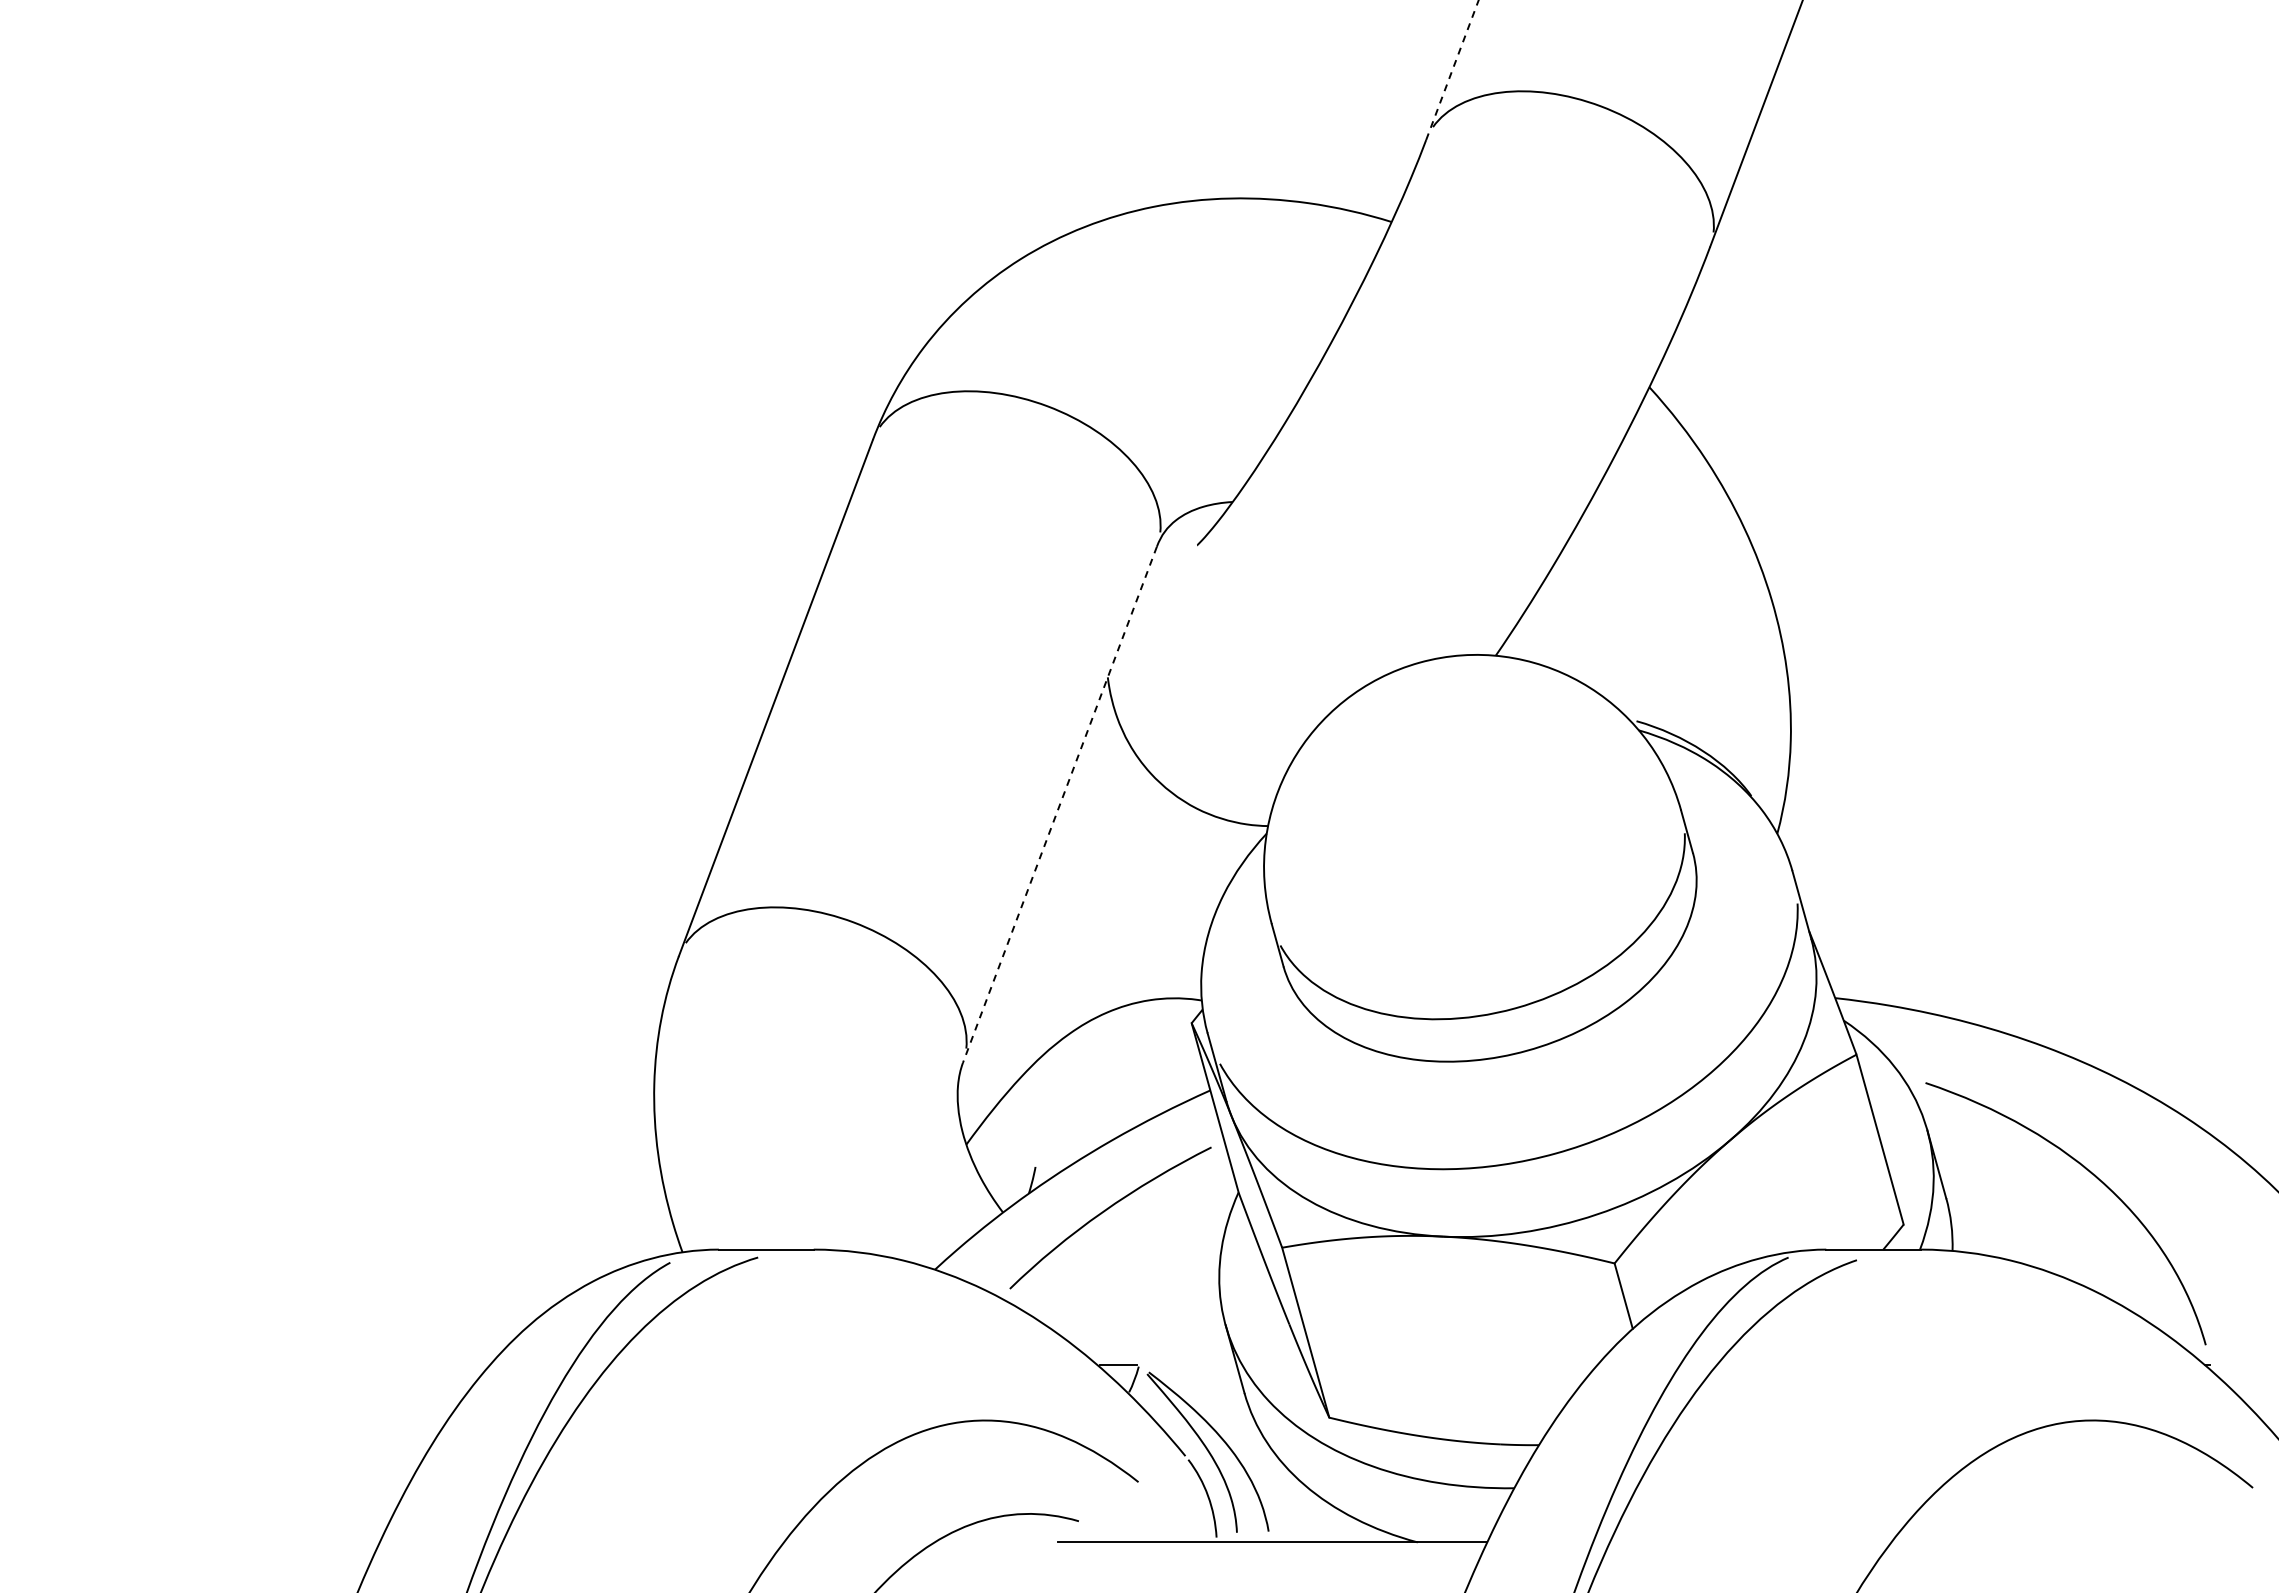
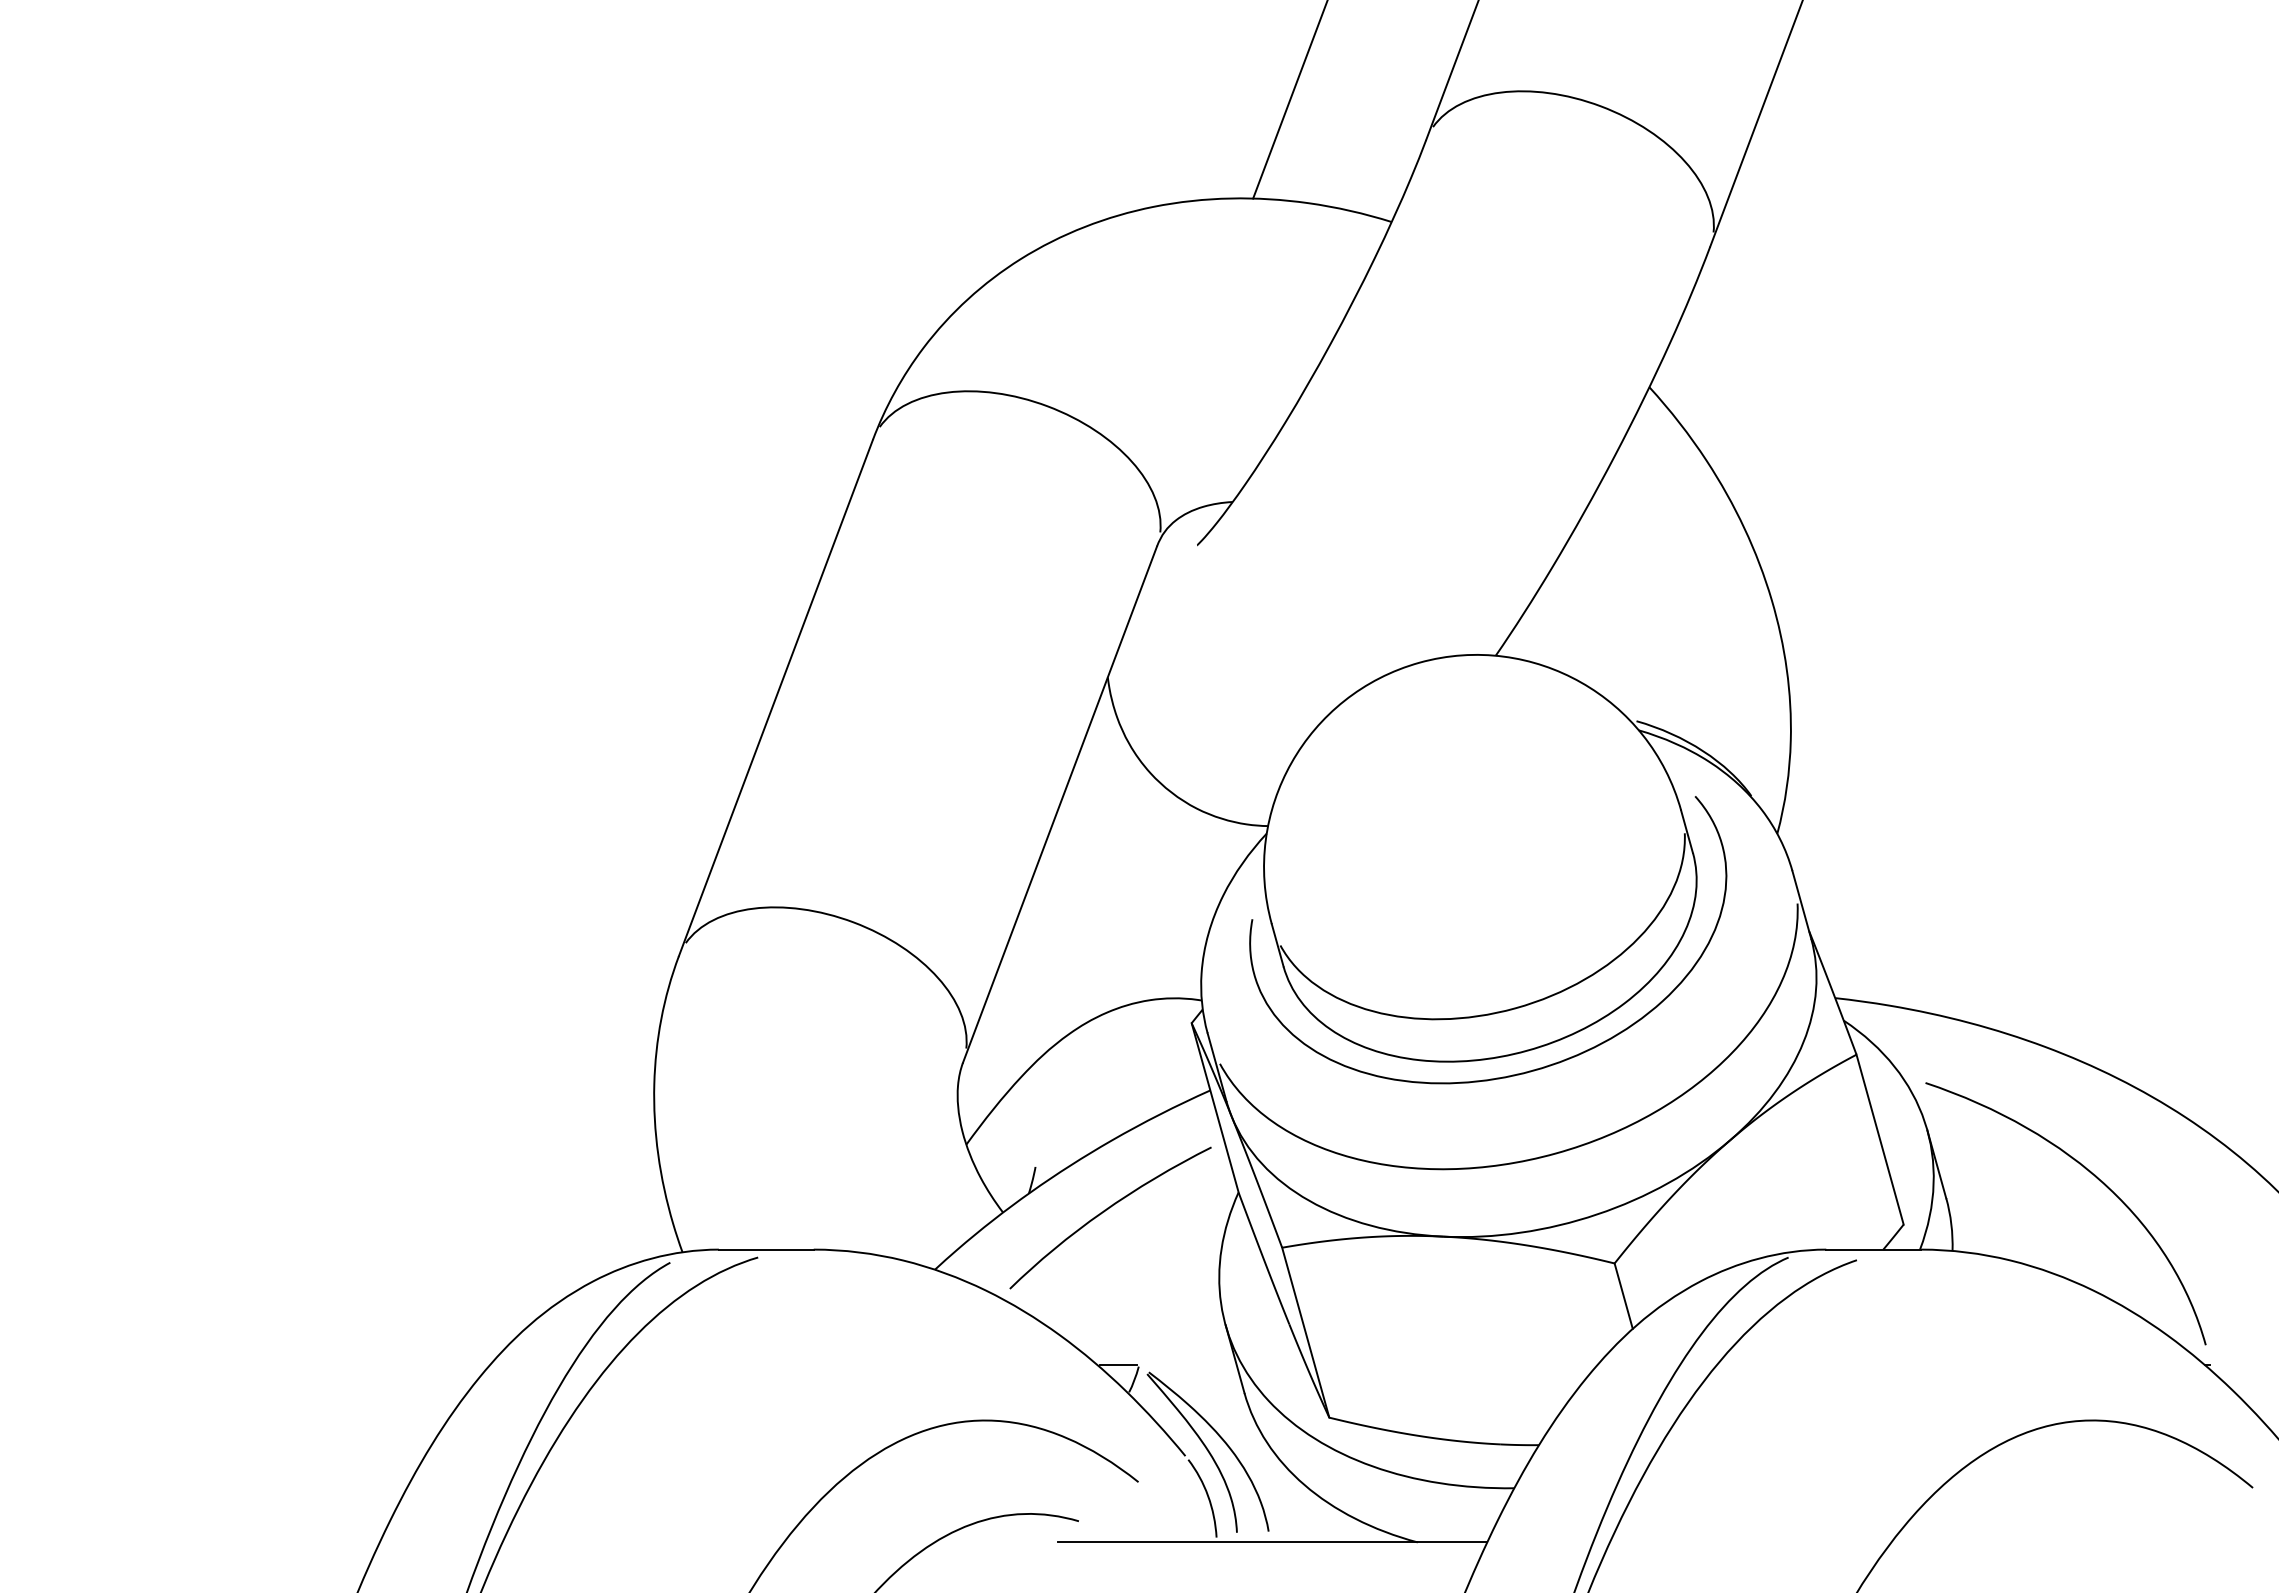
line: dashed -> solid (1452, 69)
line: none -> present (1289, 100)
line: dashed -> solid (1059, 804)
curve: none -> present (1521, 1072)
